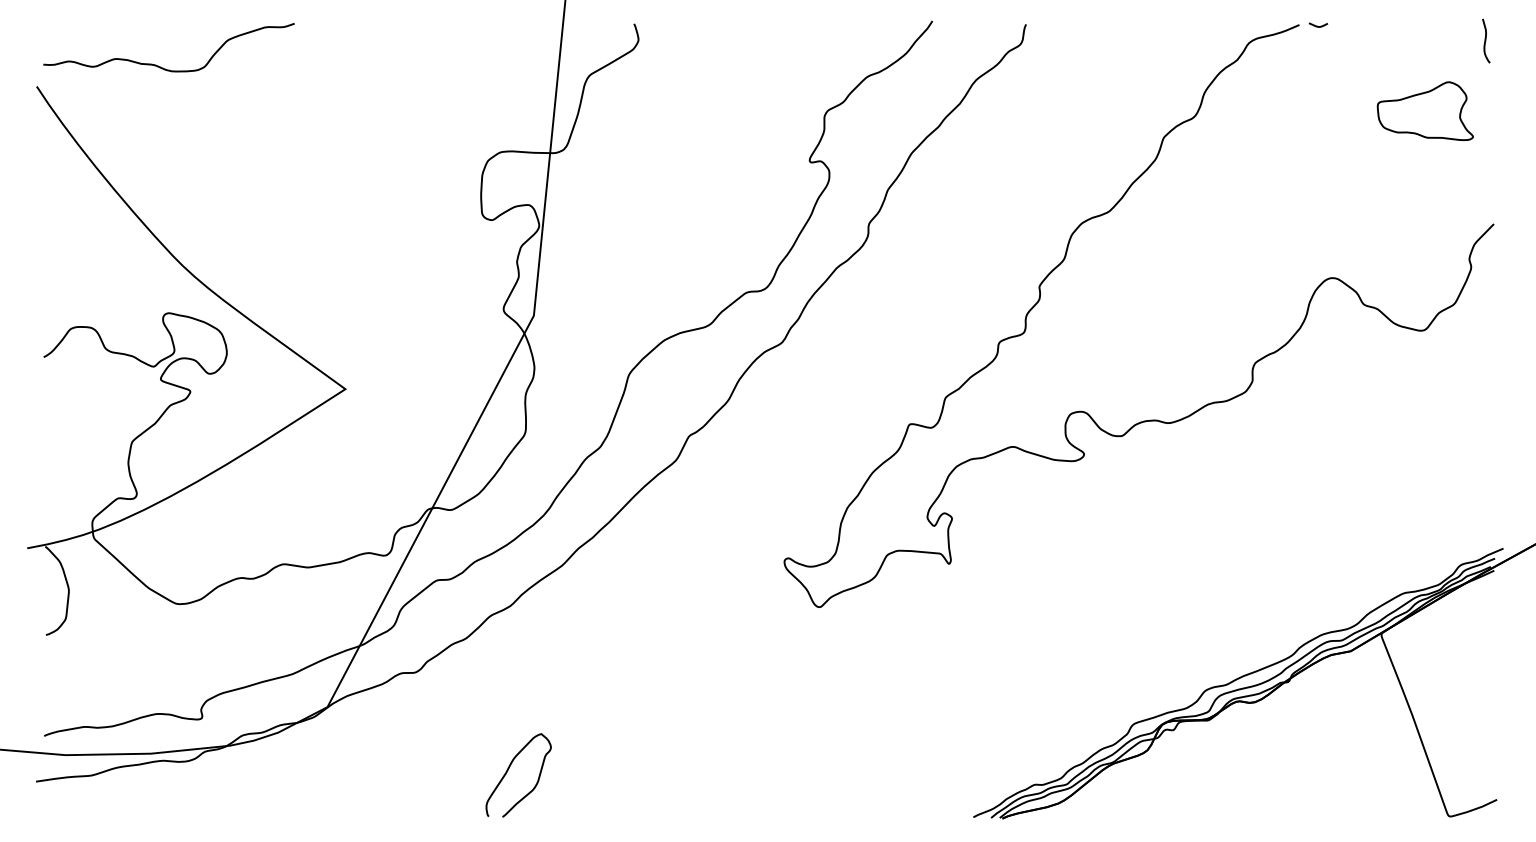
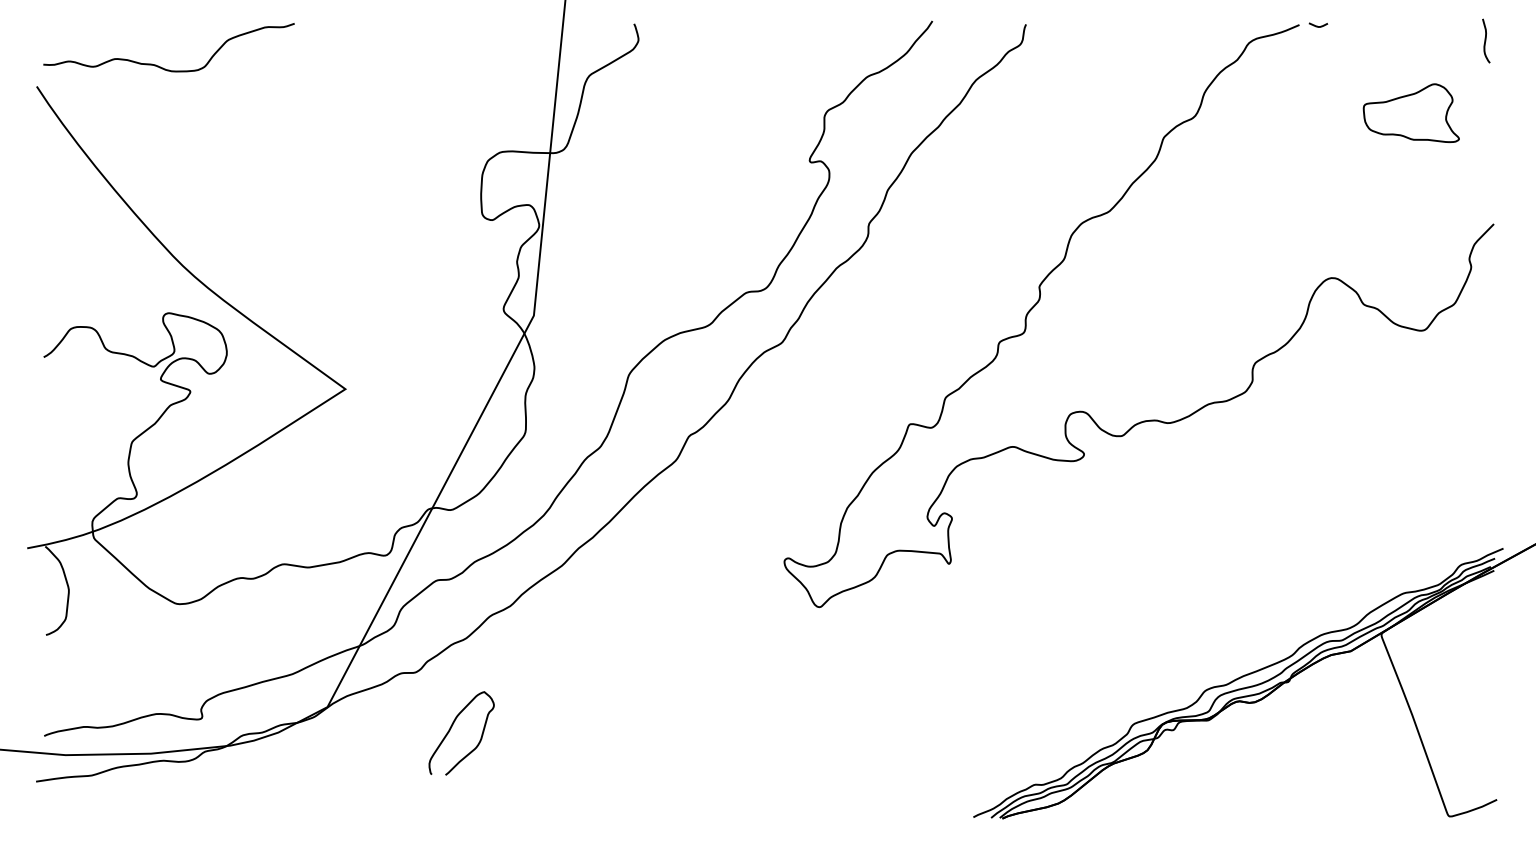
part position: (1424, 111) -> (1410, 113) (1410, 113)
curve position: (508, 770) -> (451, 728) (451, 728)
